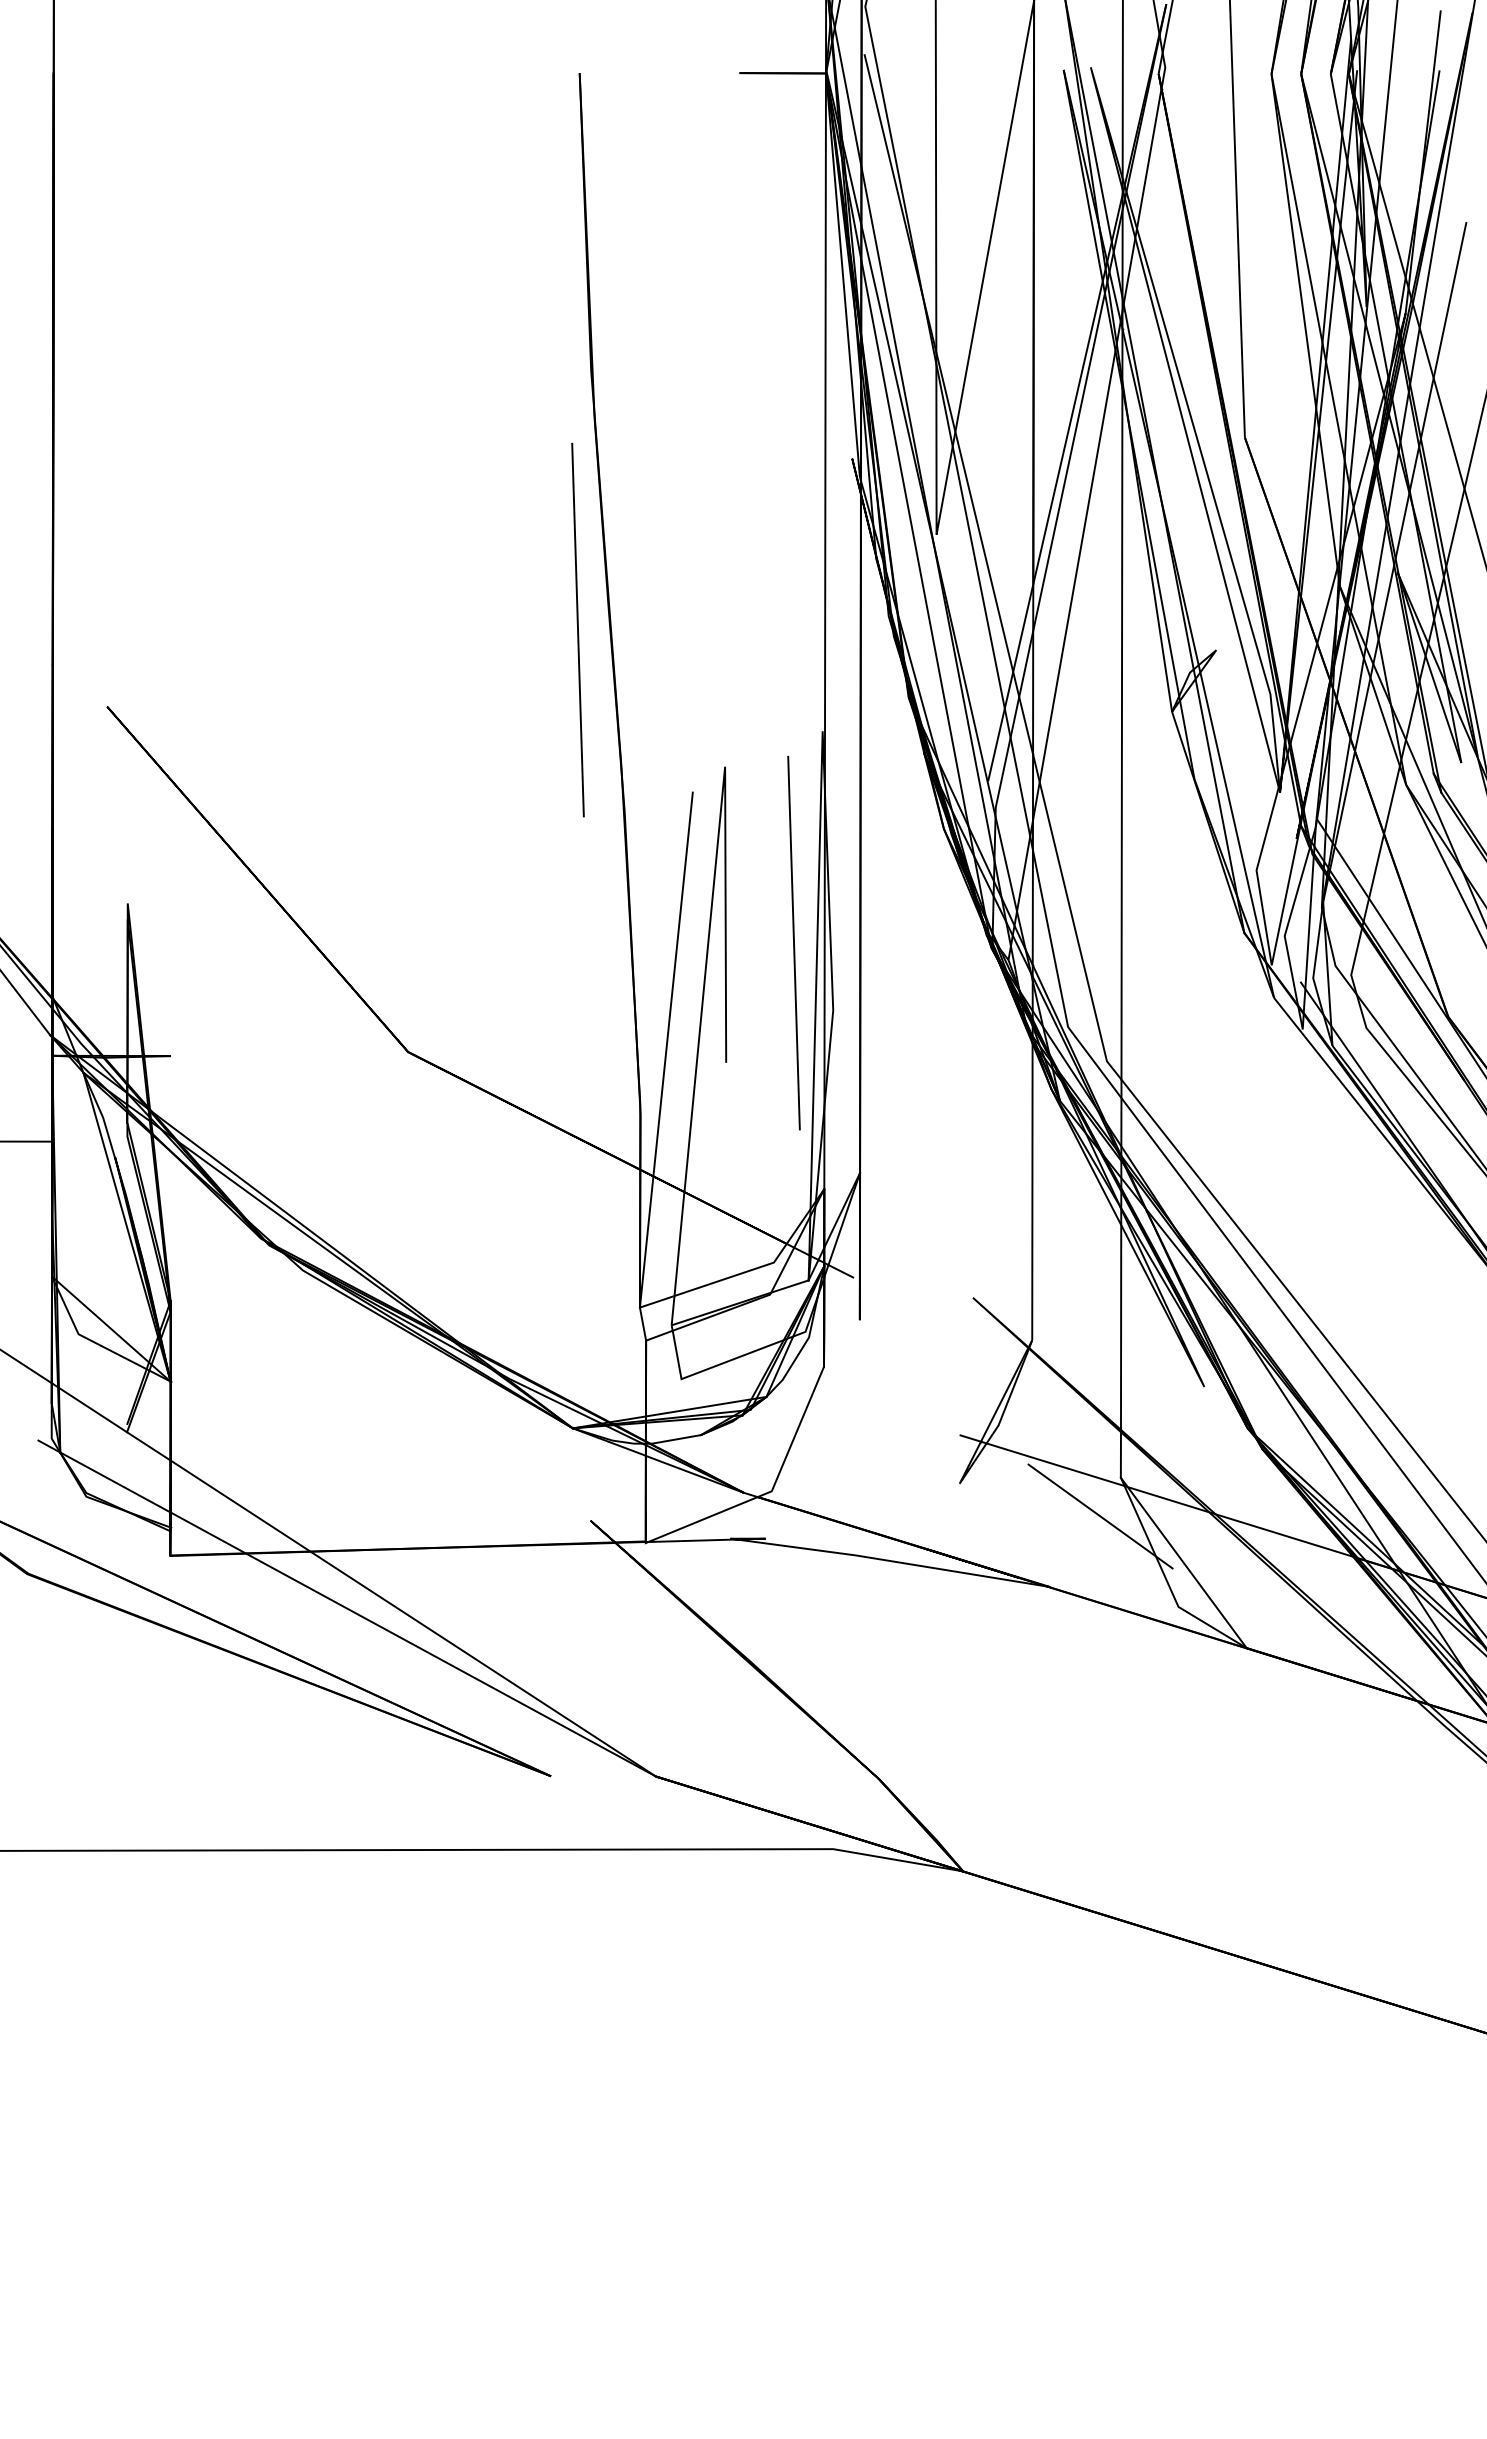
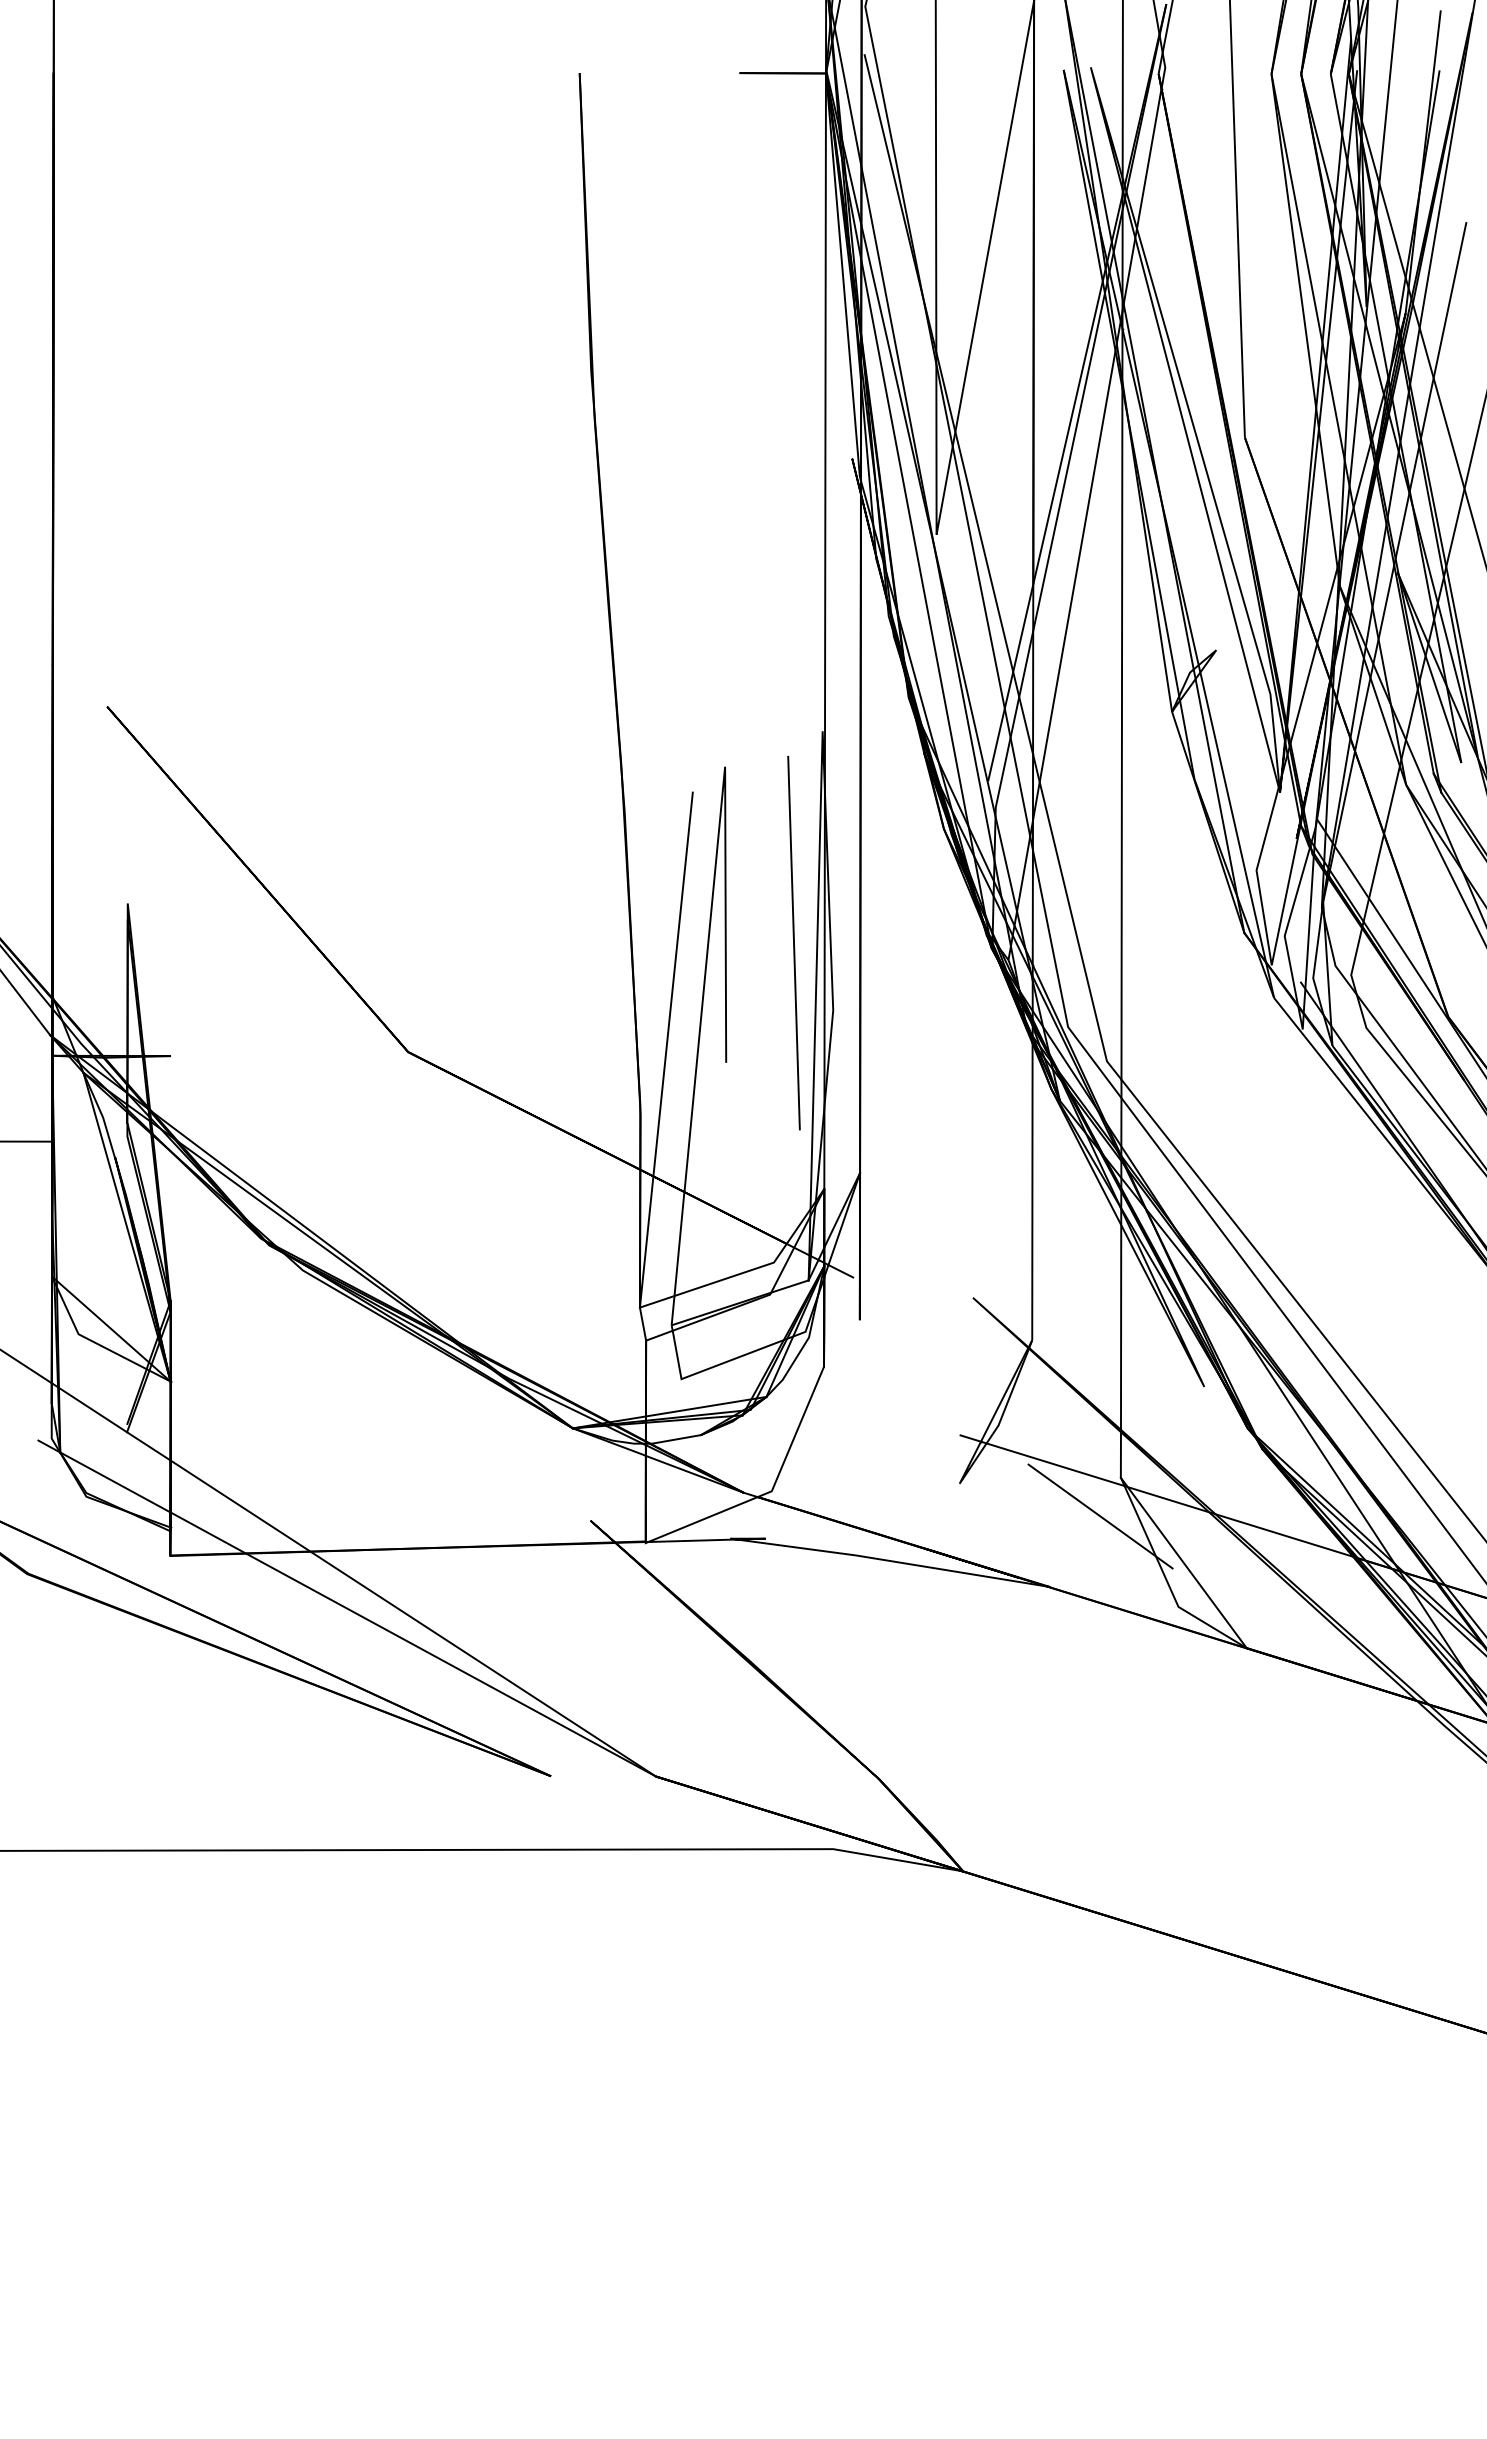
line: present -> none (577, 629)
